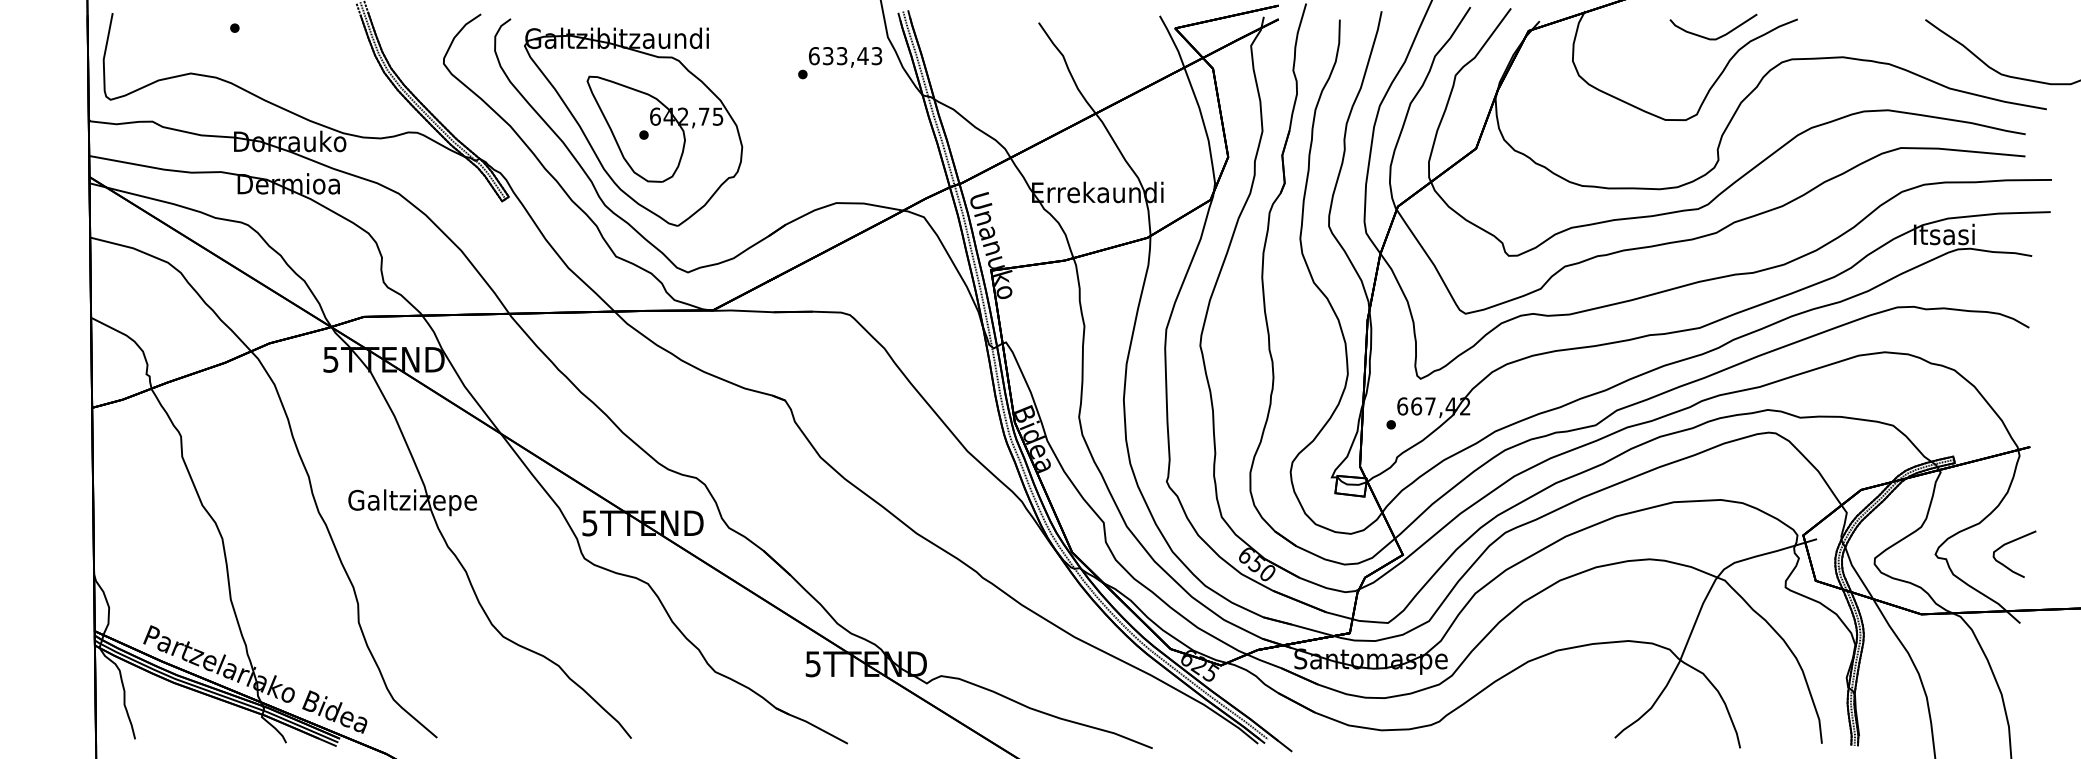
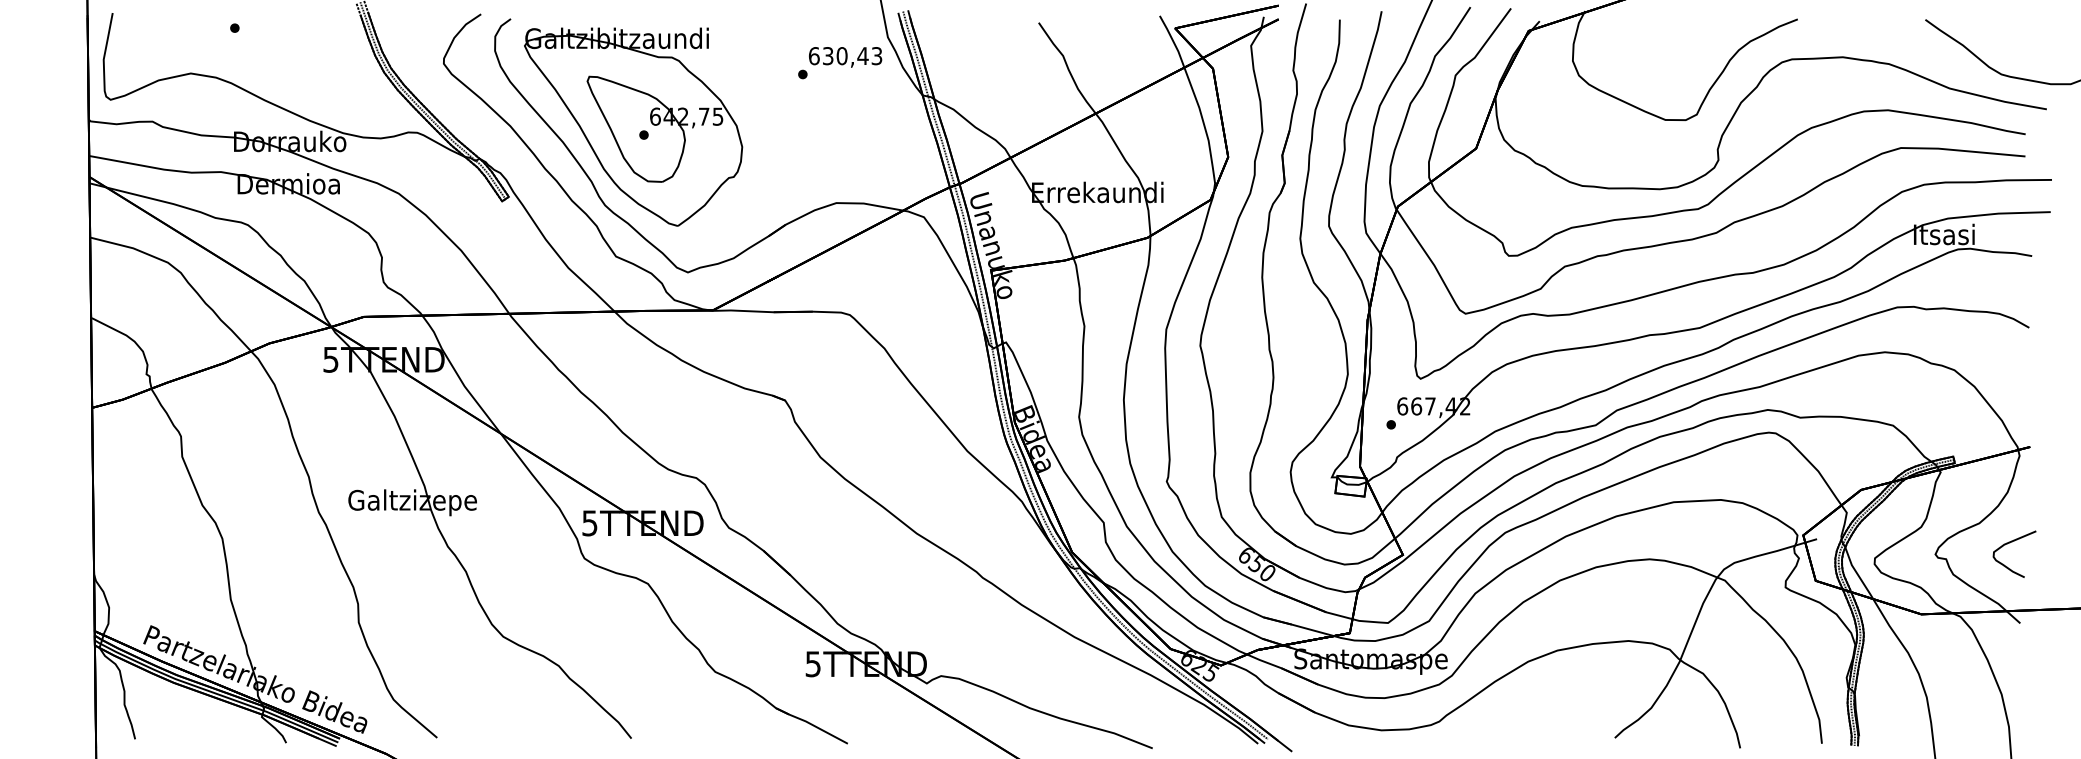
part: present -> none (1719, 36)
text: 633,43 -> 630,43 (841, 56)
